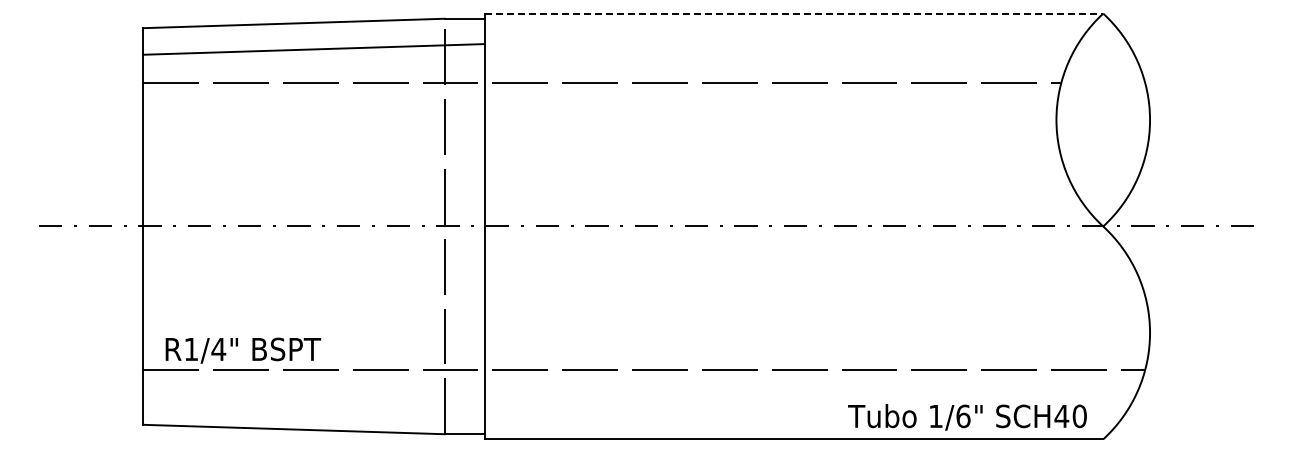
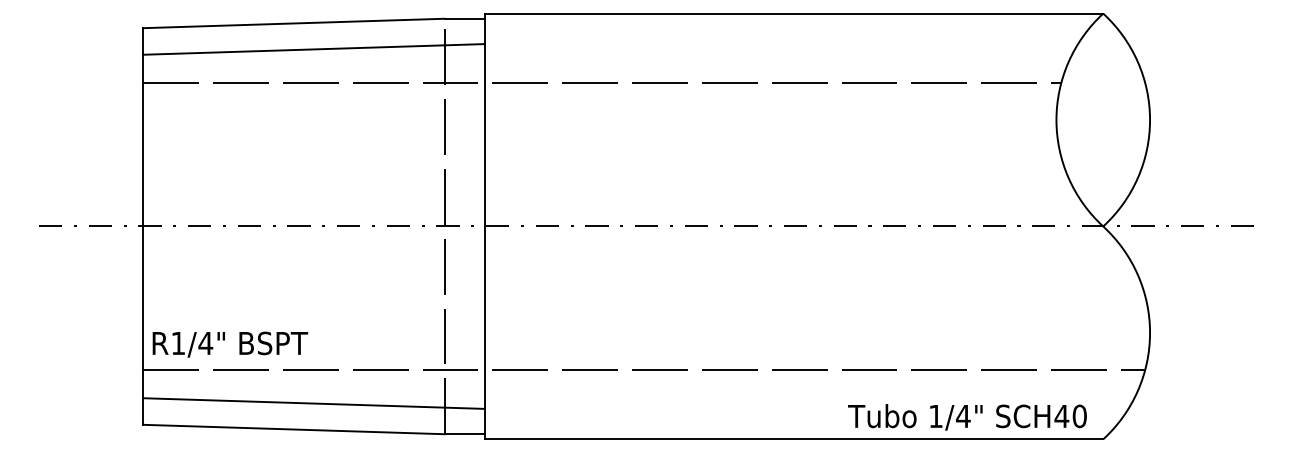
line: dashed -> solid (794, 13)
text position: (243, 350) -> (230, 344) (230, 344)
line: none -> present (313, 403)
text: 1/6" -> 1/4" (962, 416)
